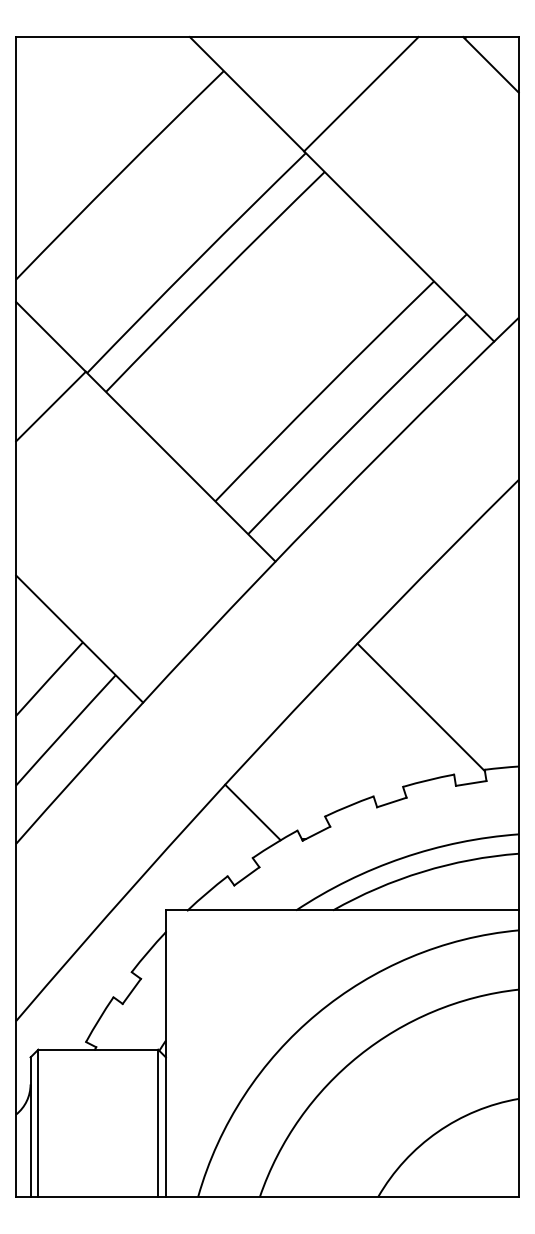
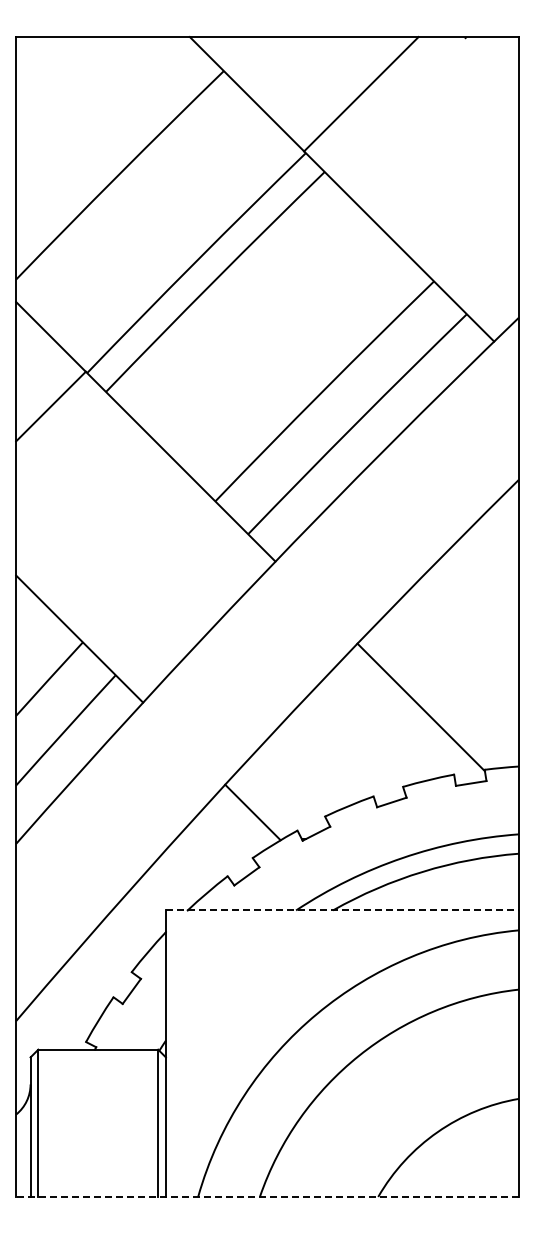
line: present -> none (490, 64)
line: solid -> dashed (342, 910)
line: solid -> dashed (266, 1196)
